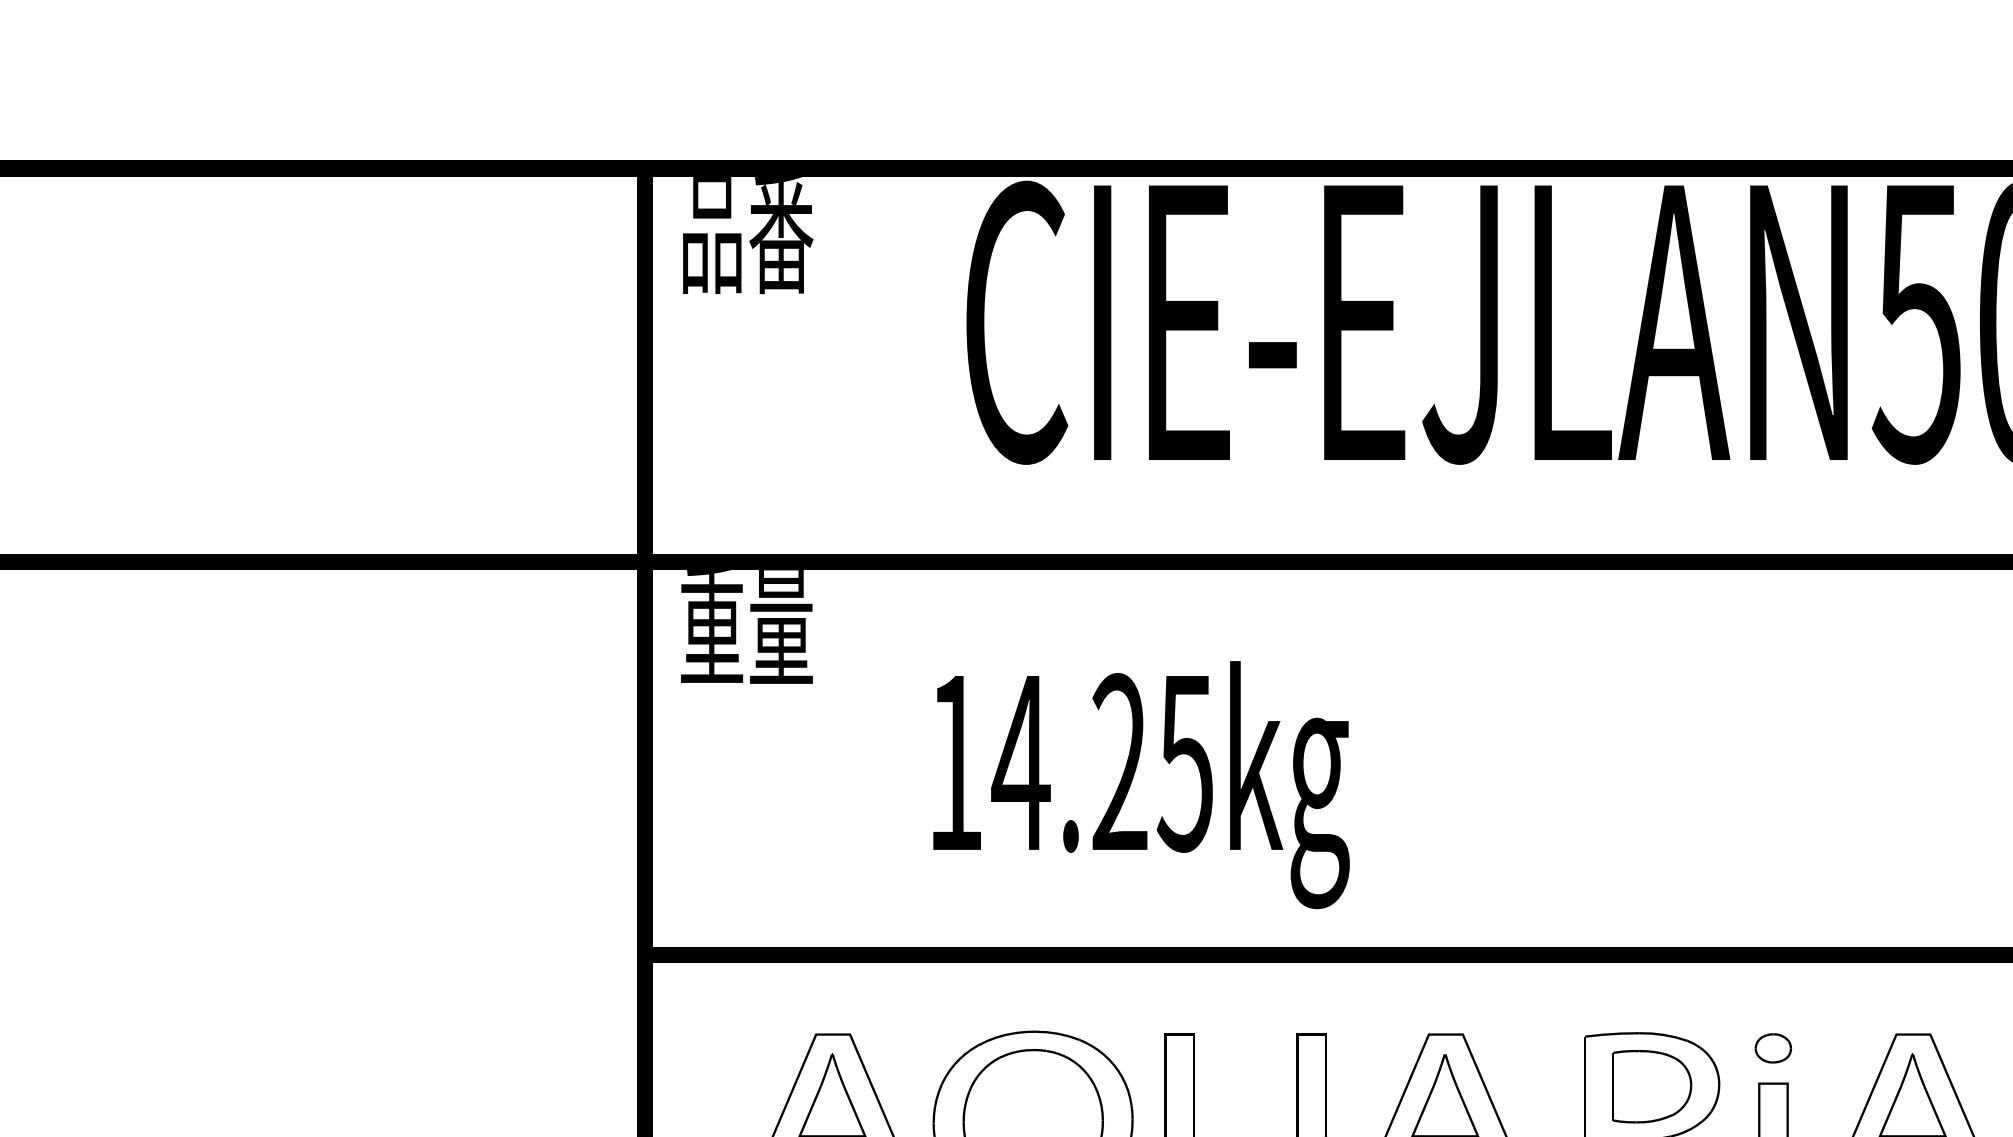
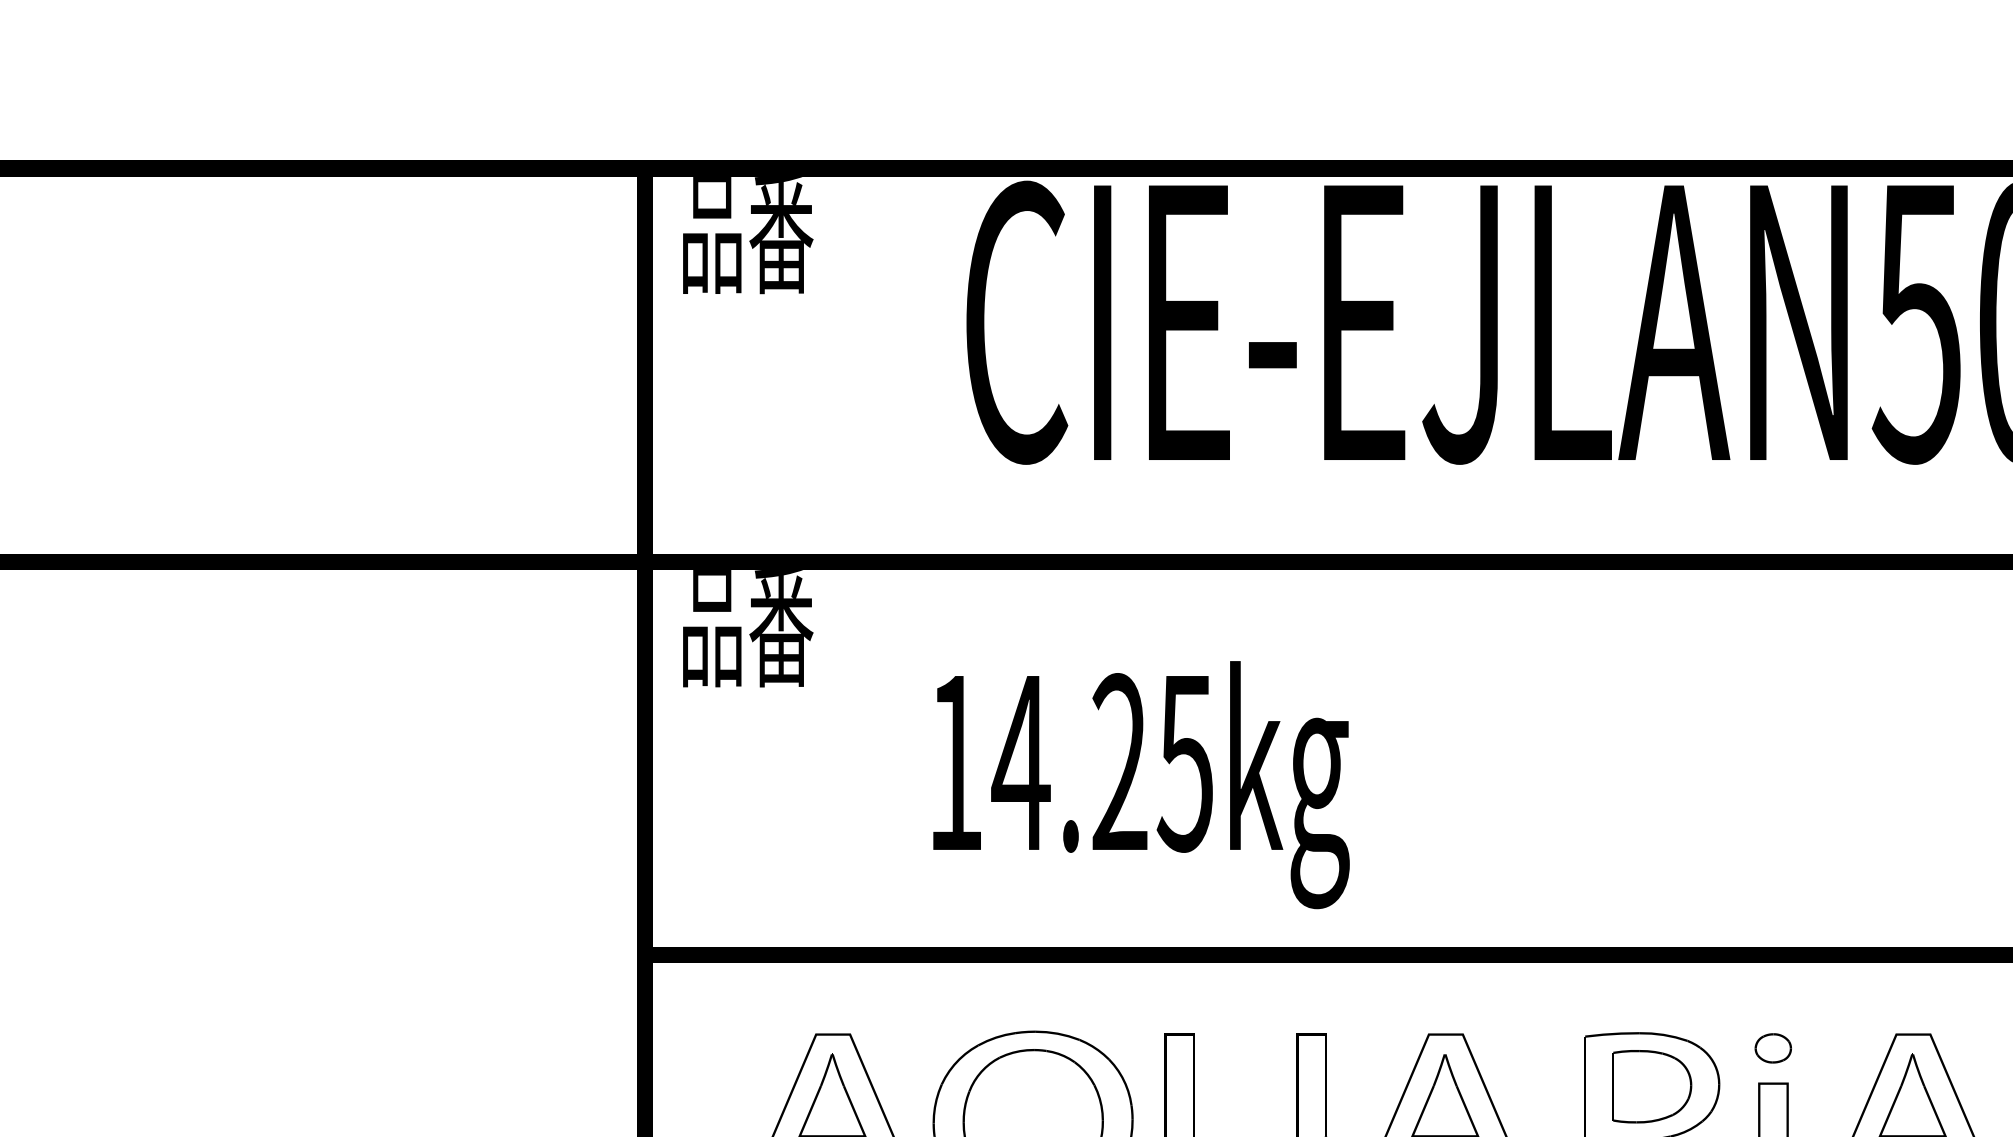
text: 重量 -> 品番 (747, 628)
